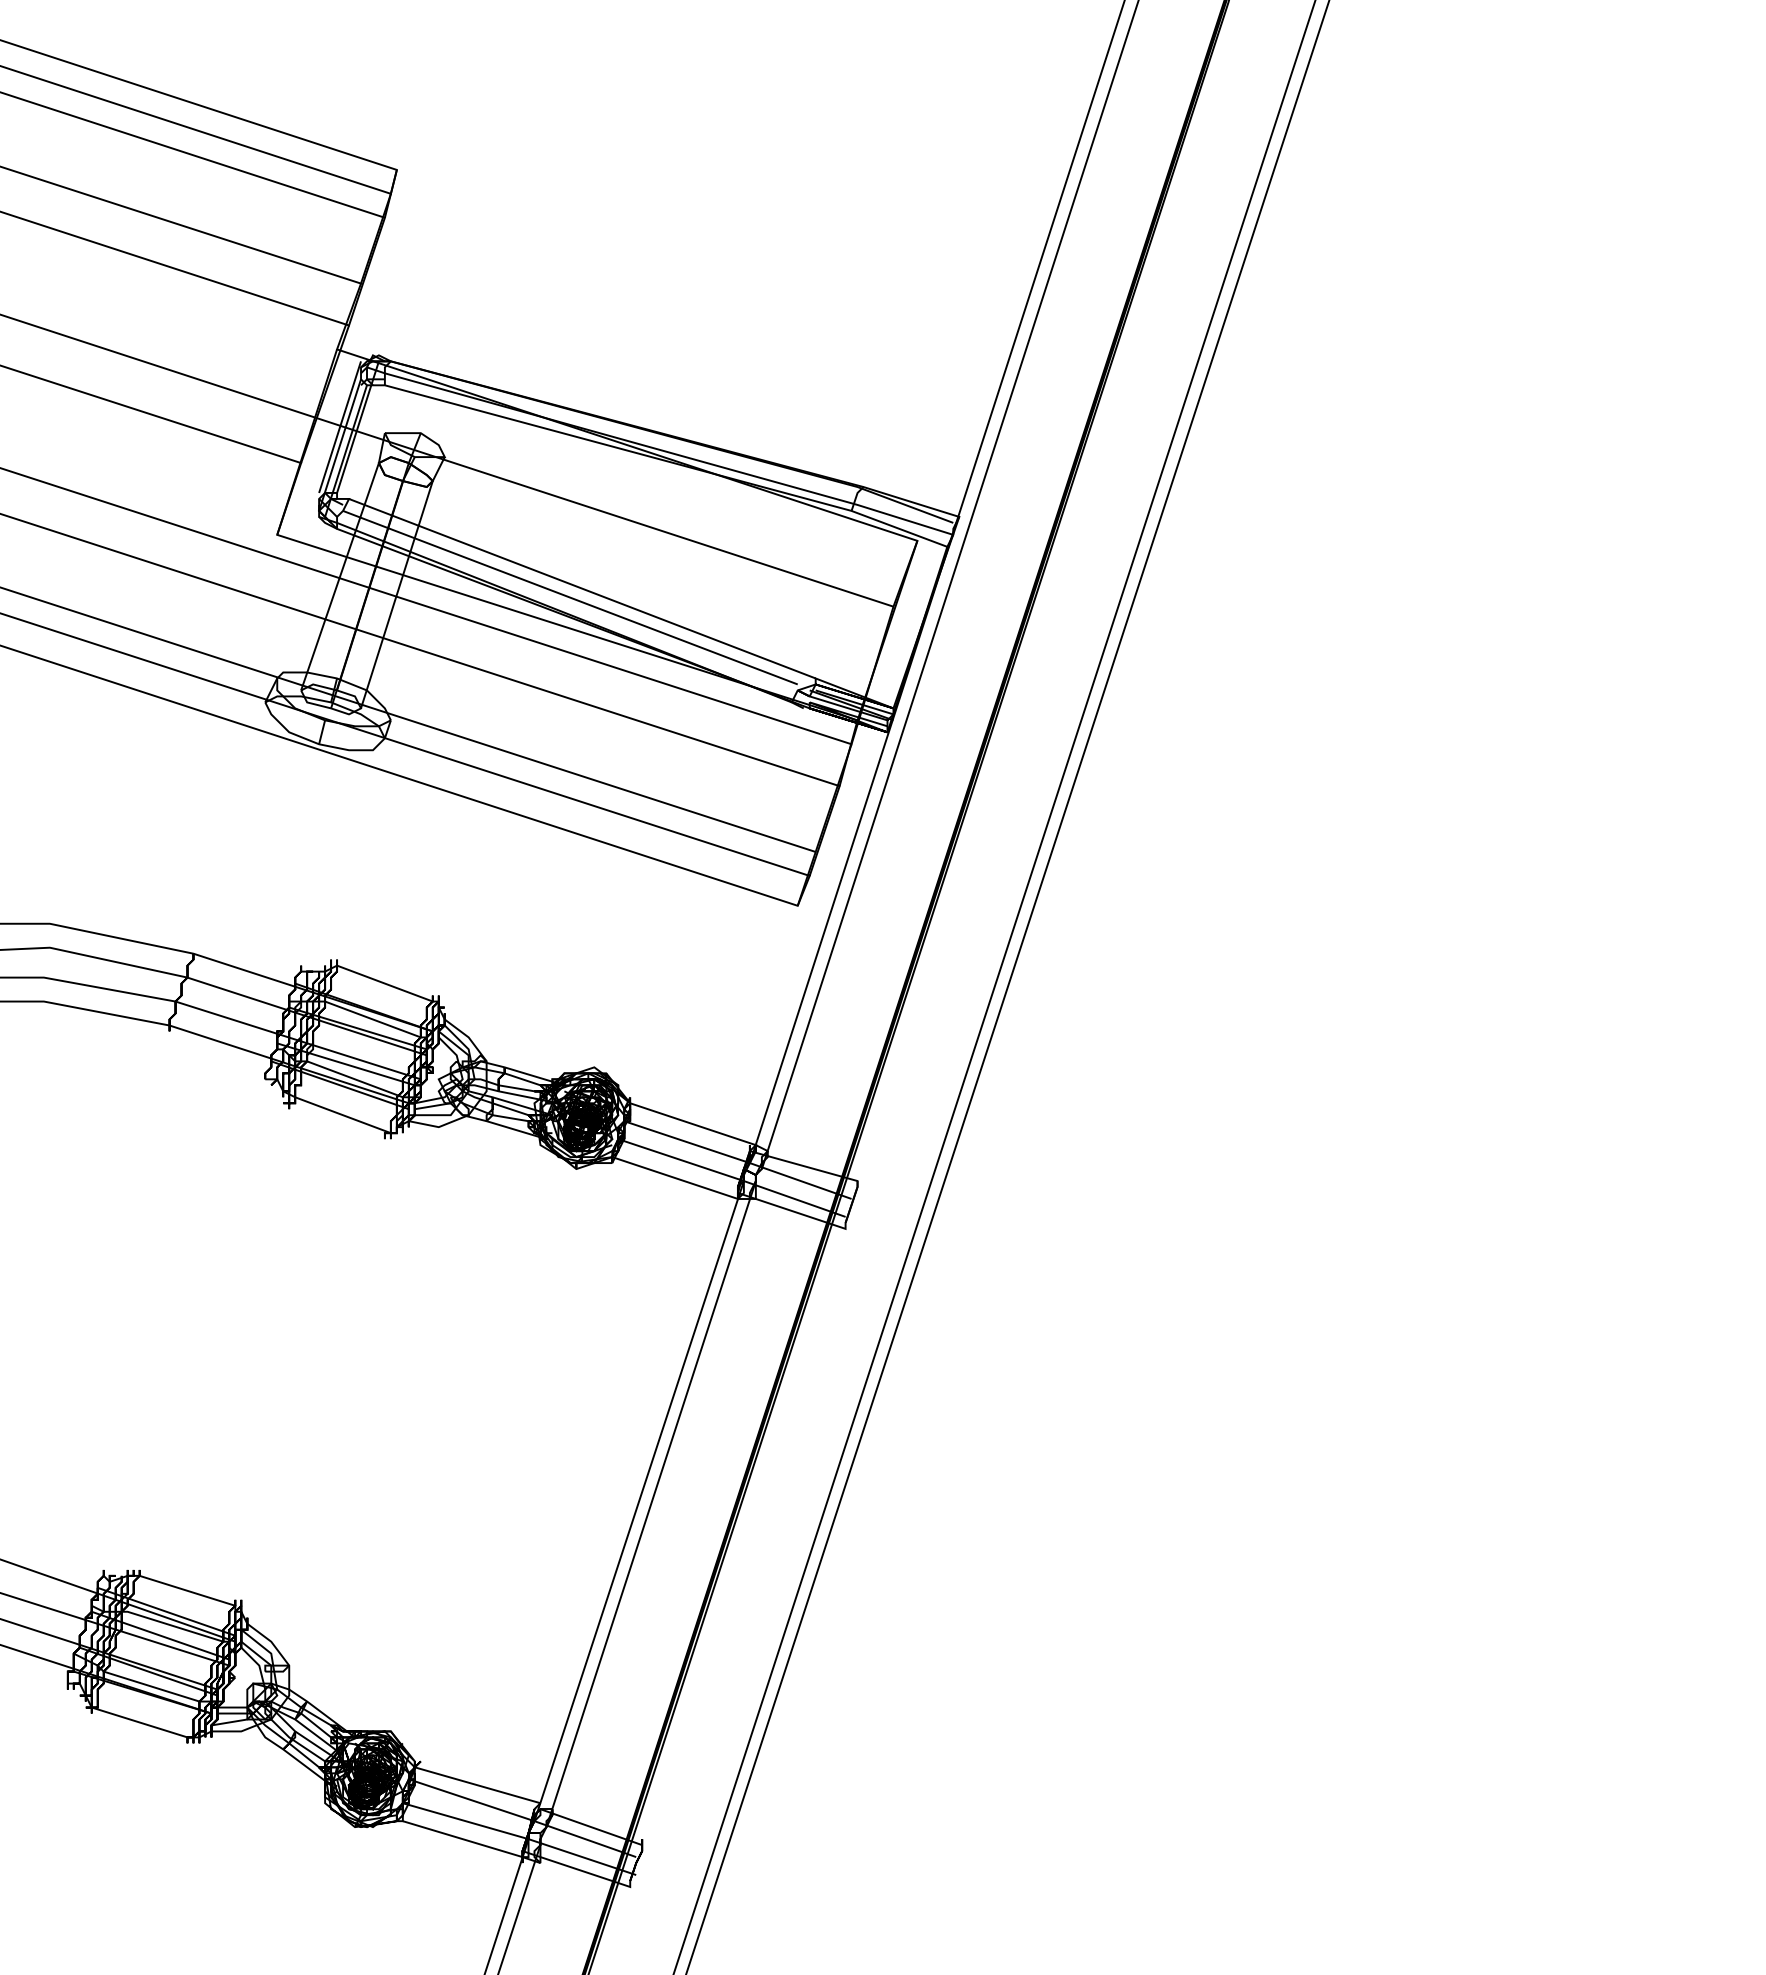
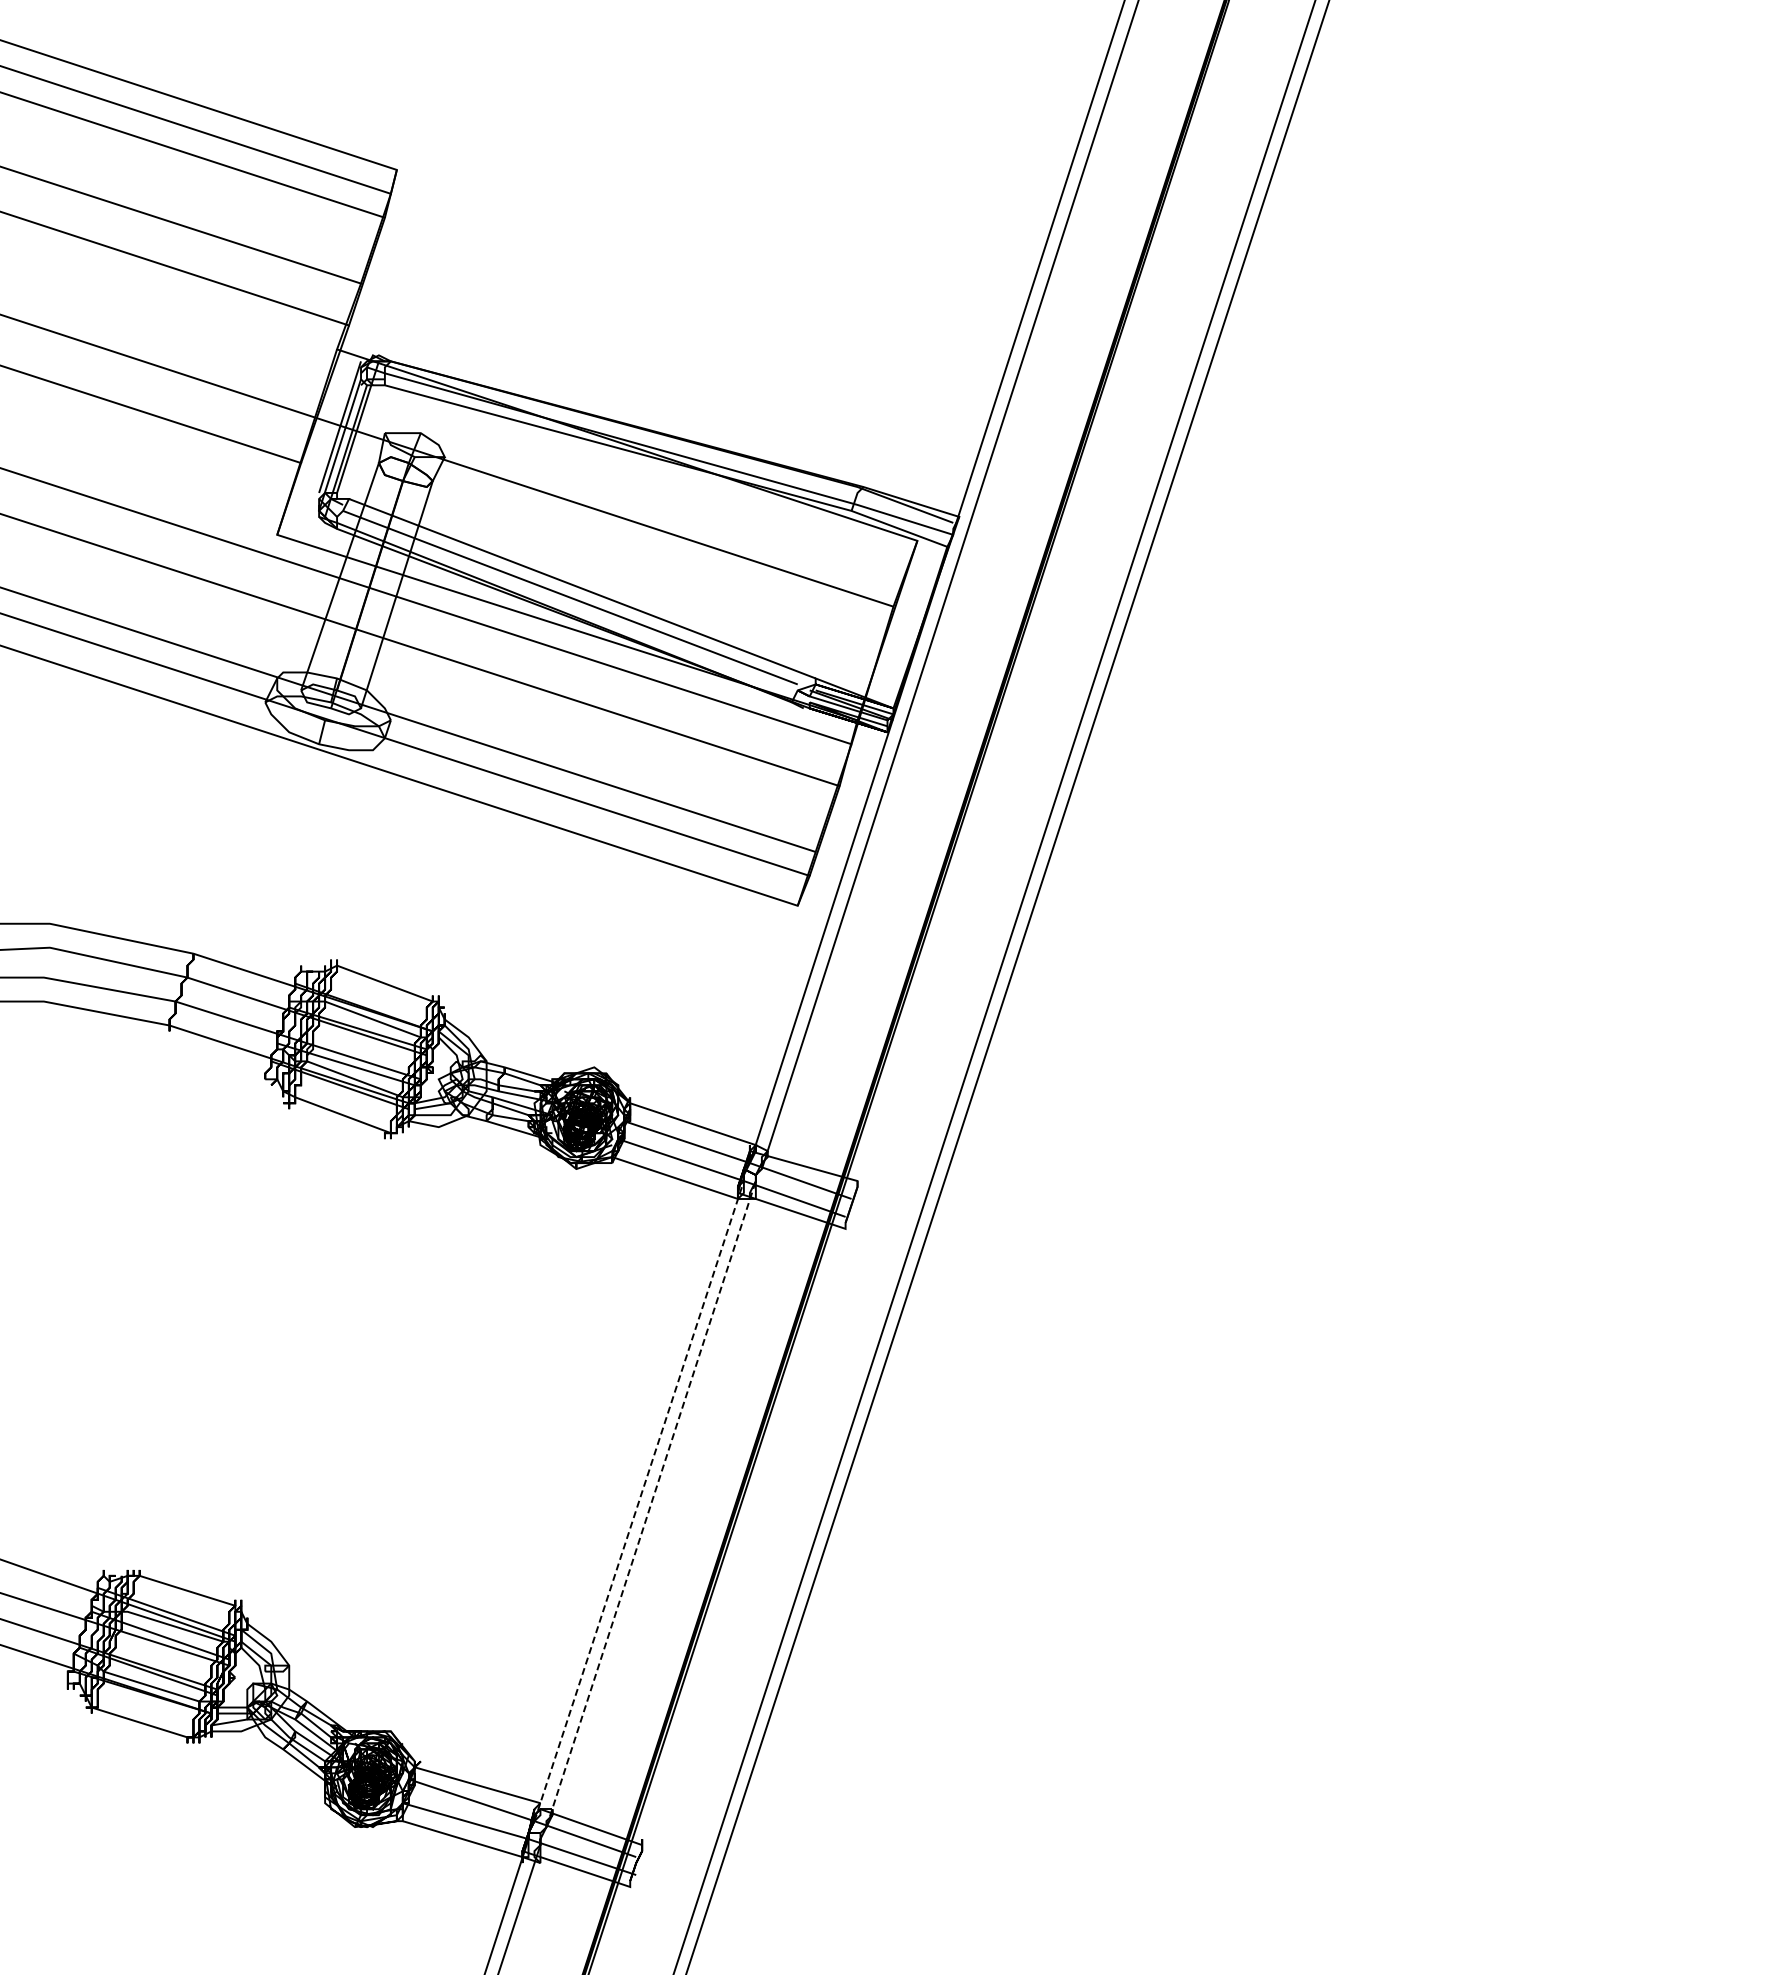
line: solid -> dashed (639, 1501)
line: solid -> dashed (651, 1504)
